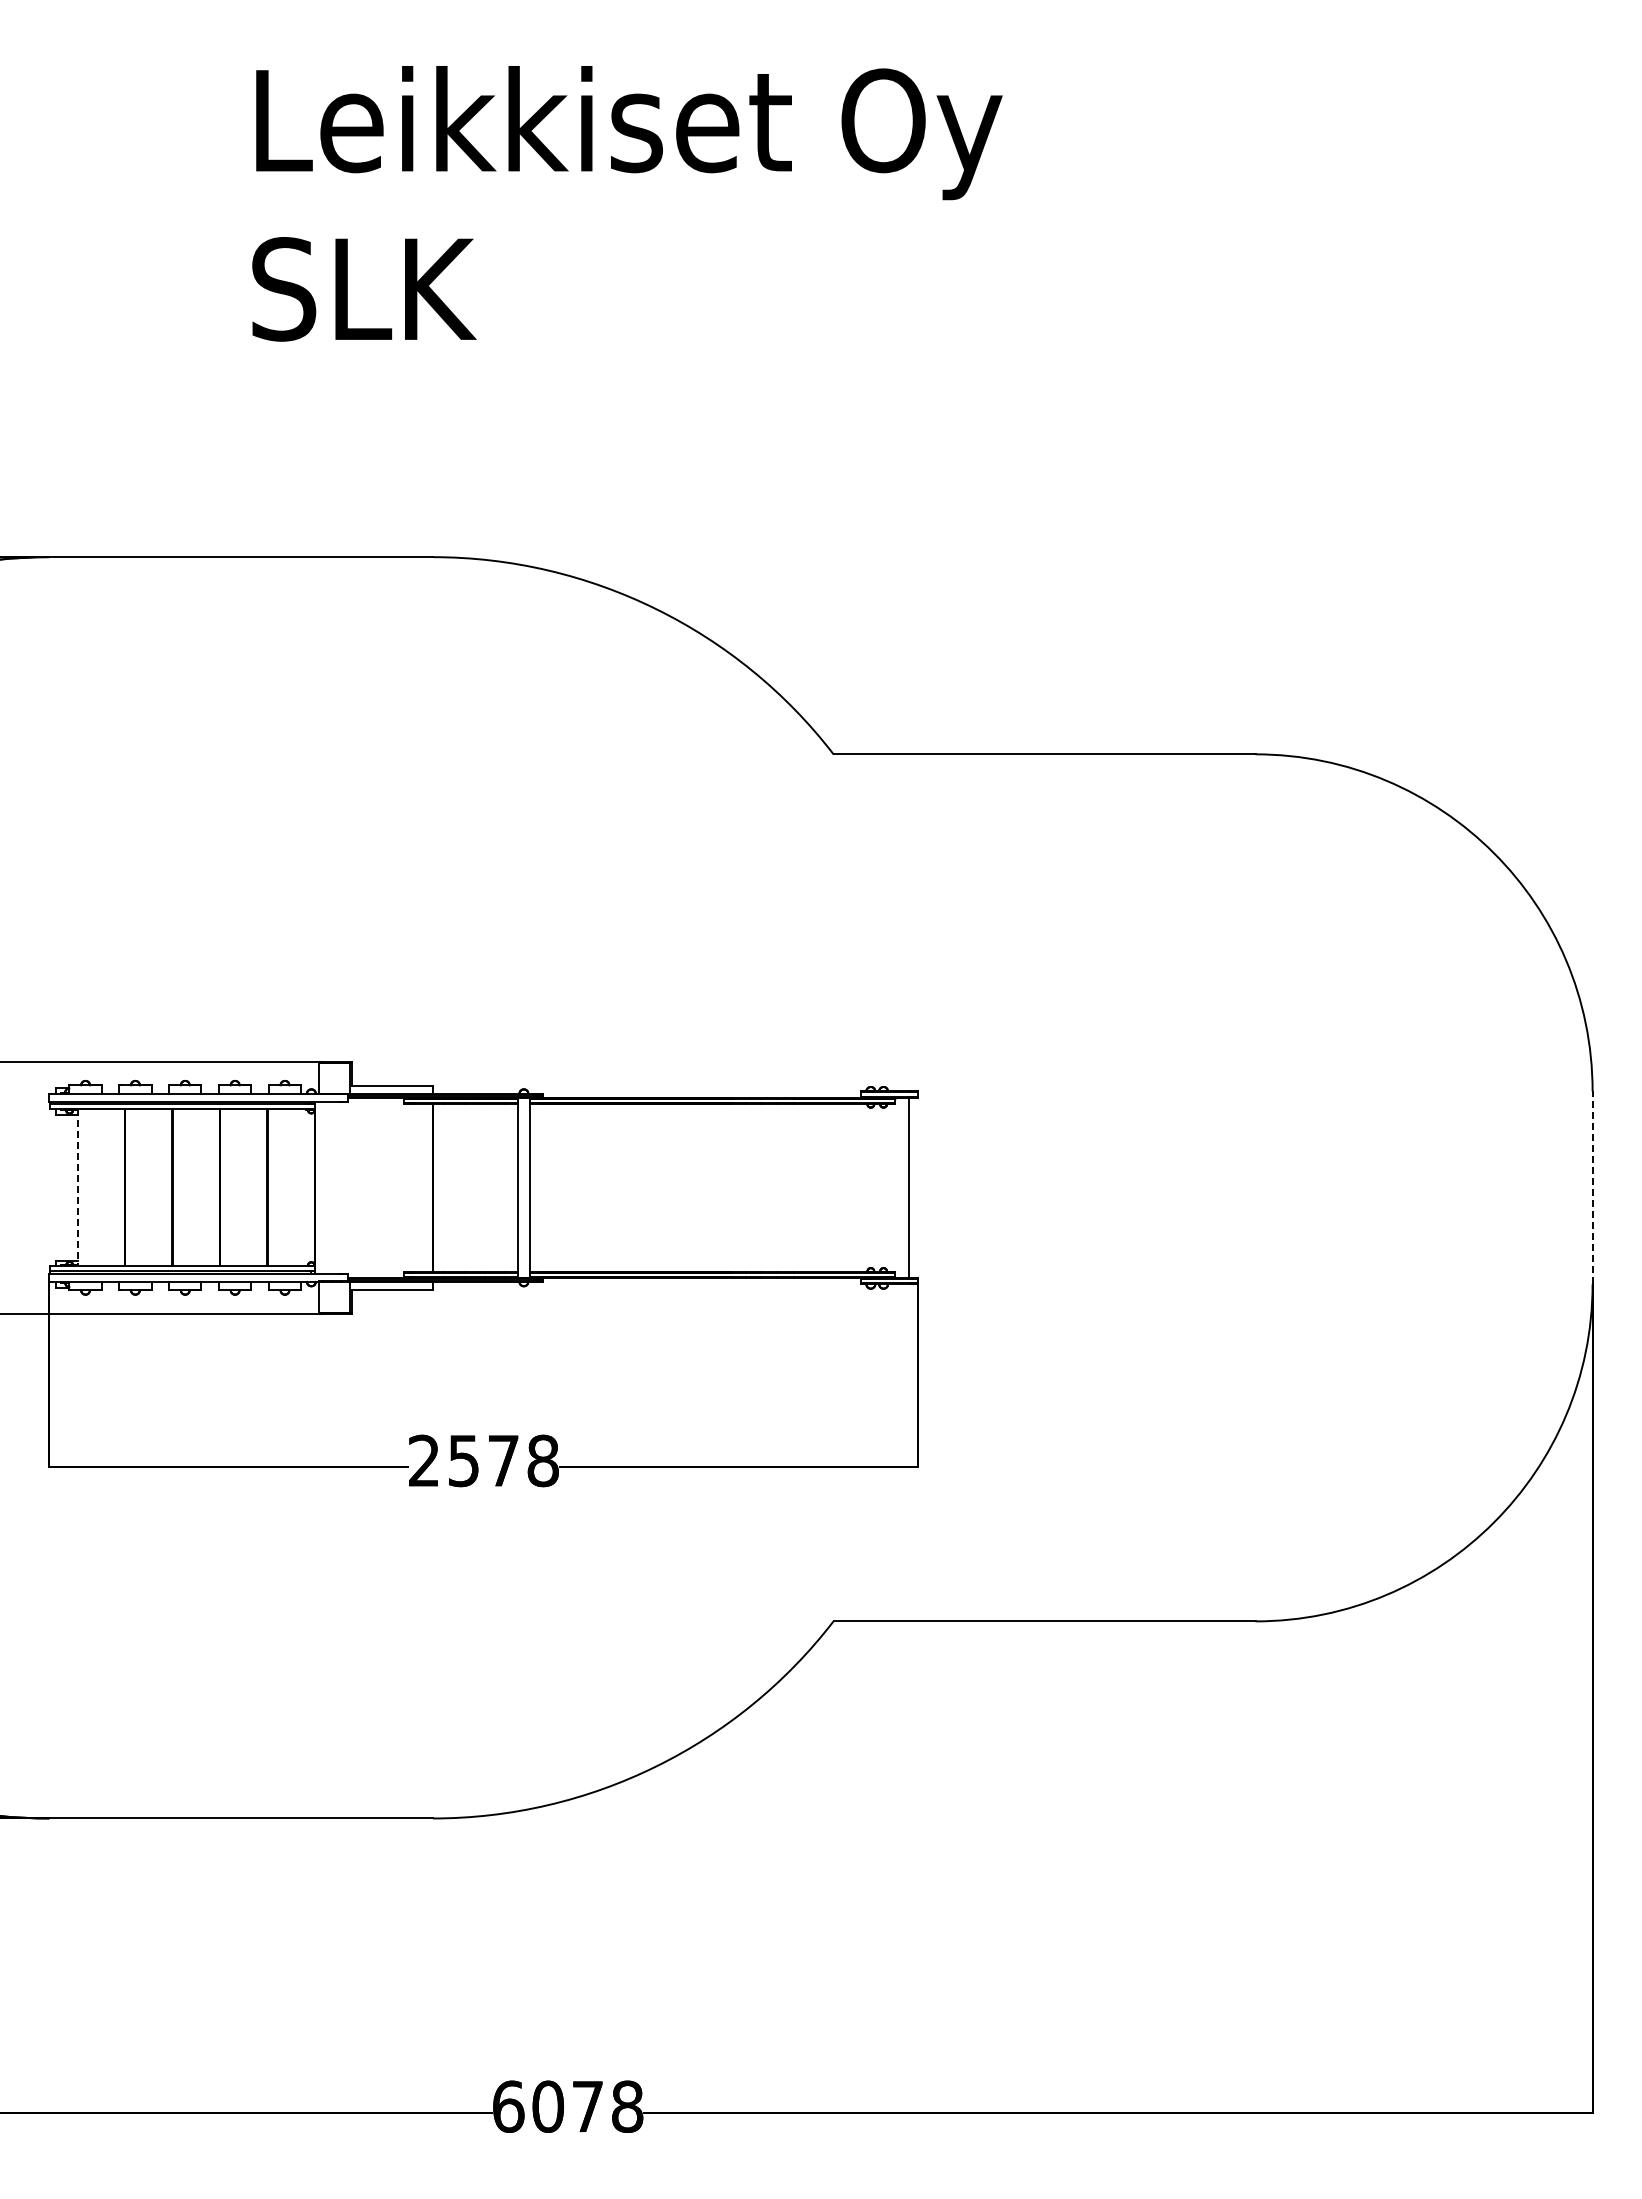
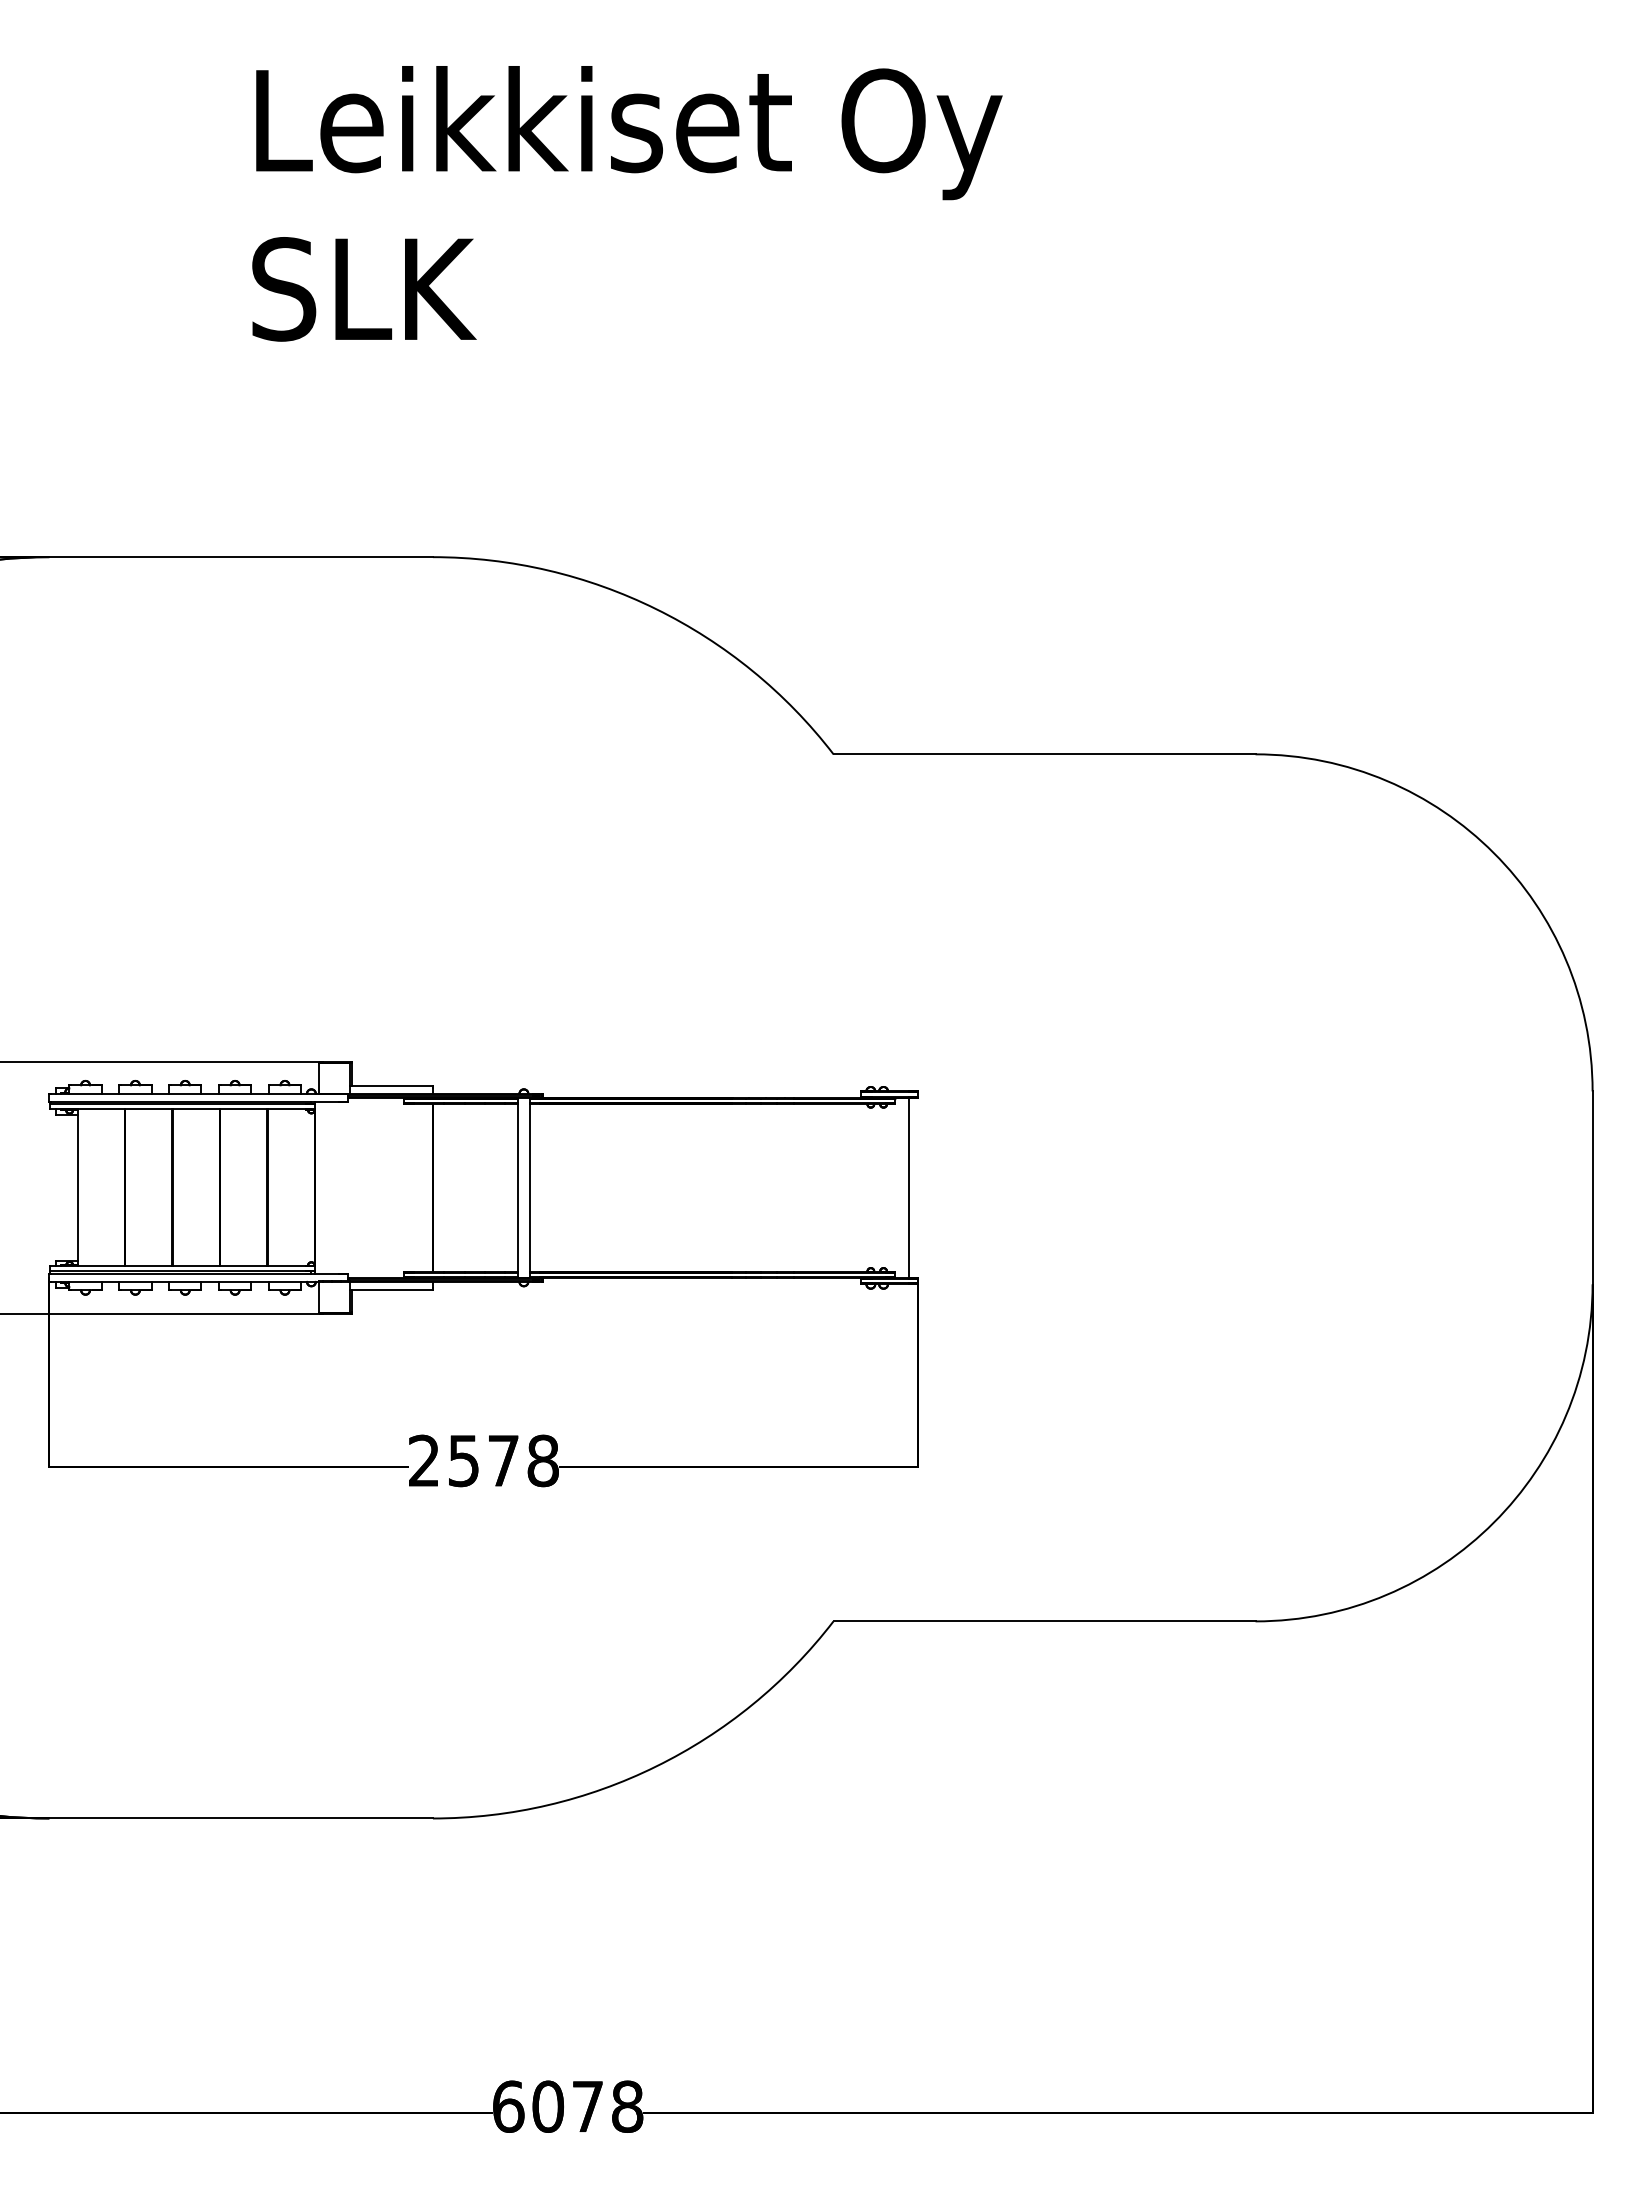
line: dashed -> solid (77, 1187)
line: dashed -> solid (1592, 1187)
